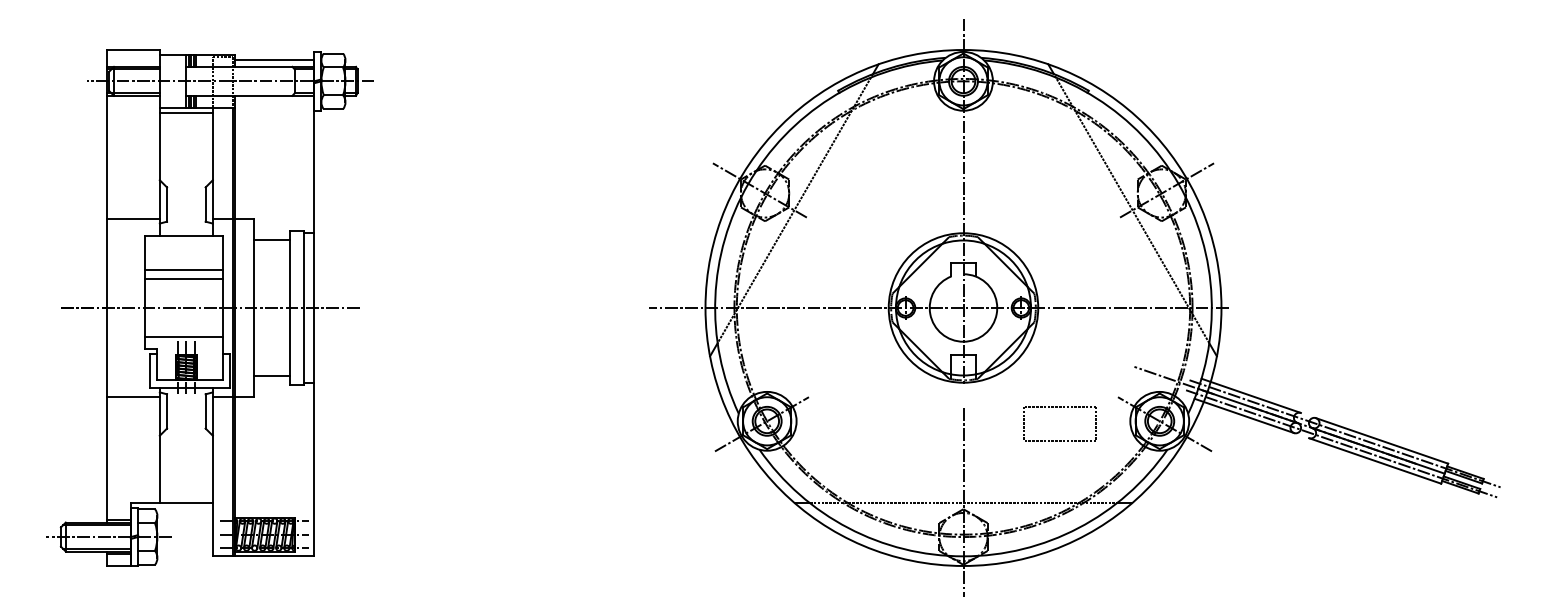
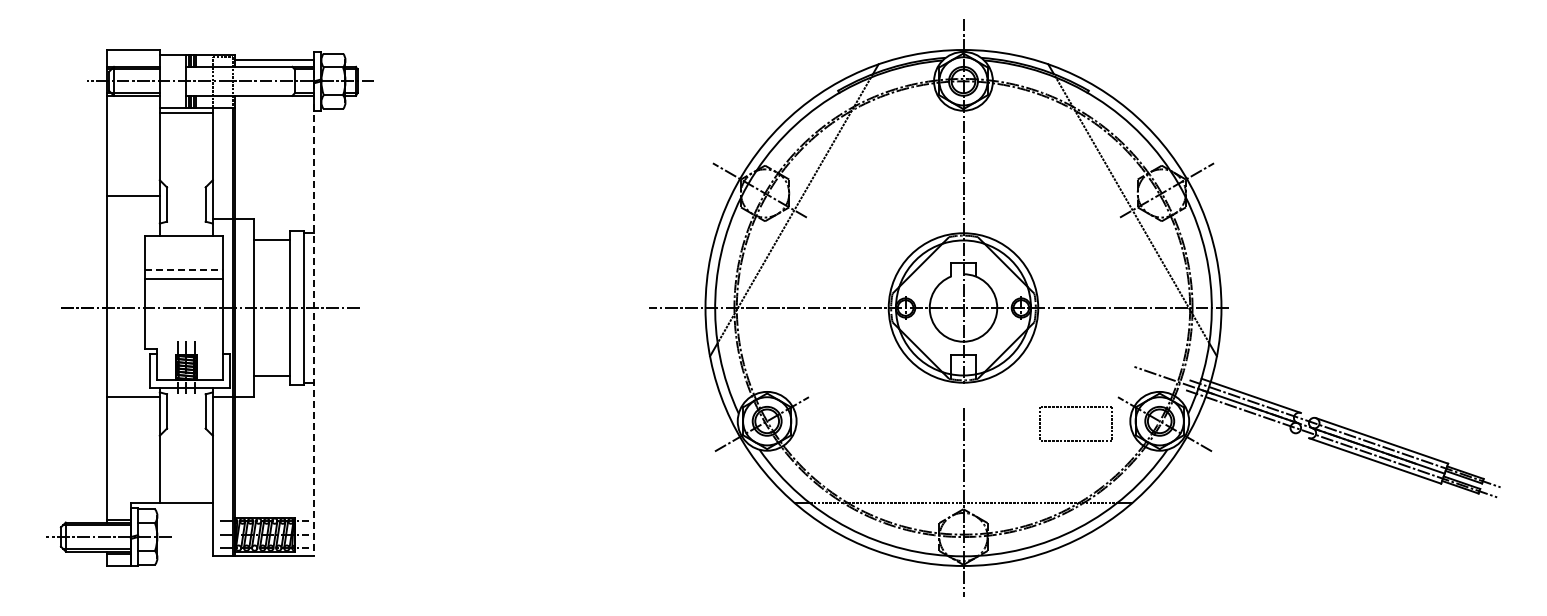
line position: (132, 218) -> (132, 195) (132, 195)
line: solid -> dashed (183, 270)
line: solid -> dashed (314, 308)
line: present -> none (183, 336)
part position: (1059, 407) -> (1075, 407) (1075, 407)
line: present -> none (1244, 415)
